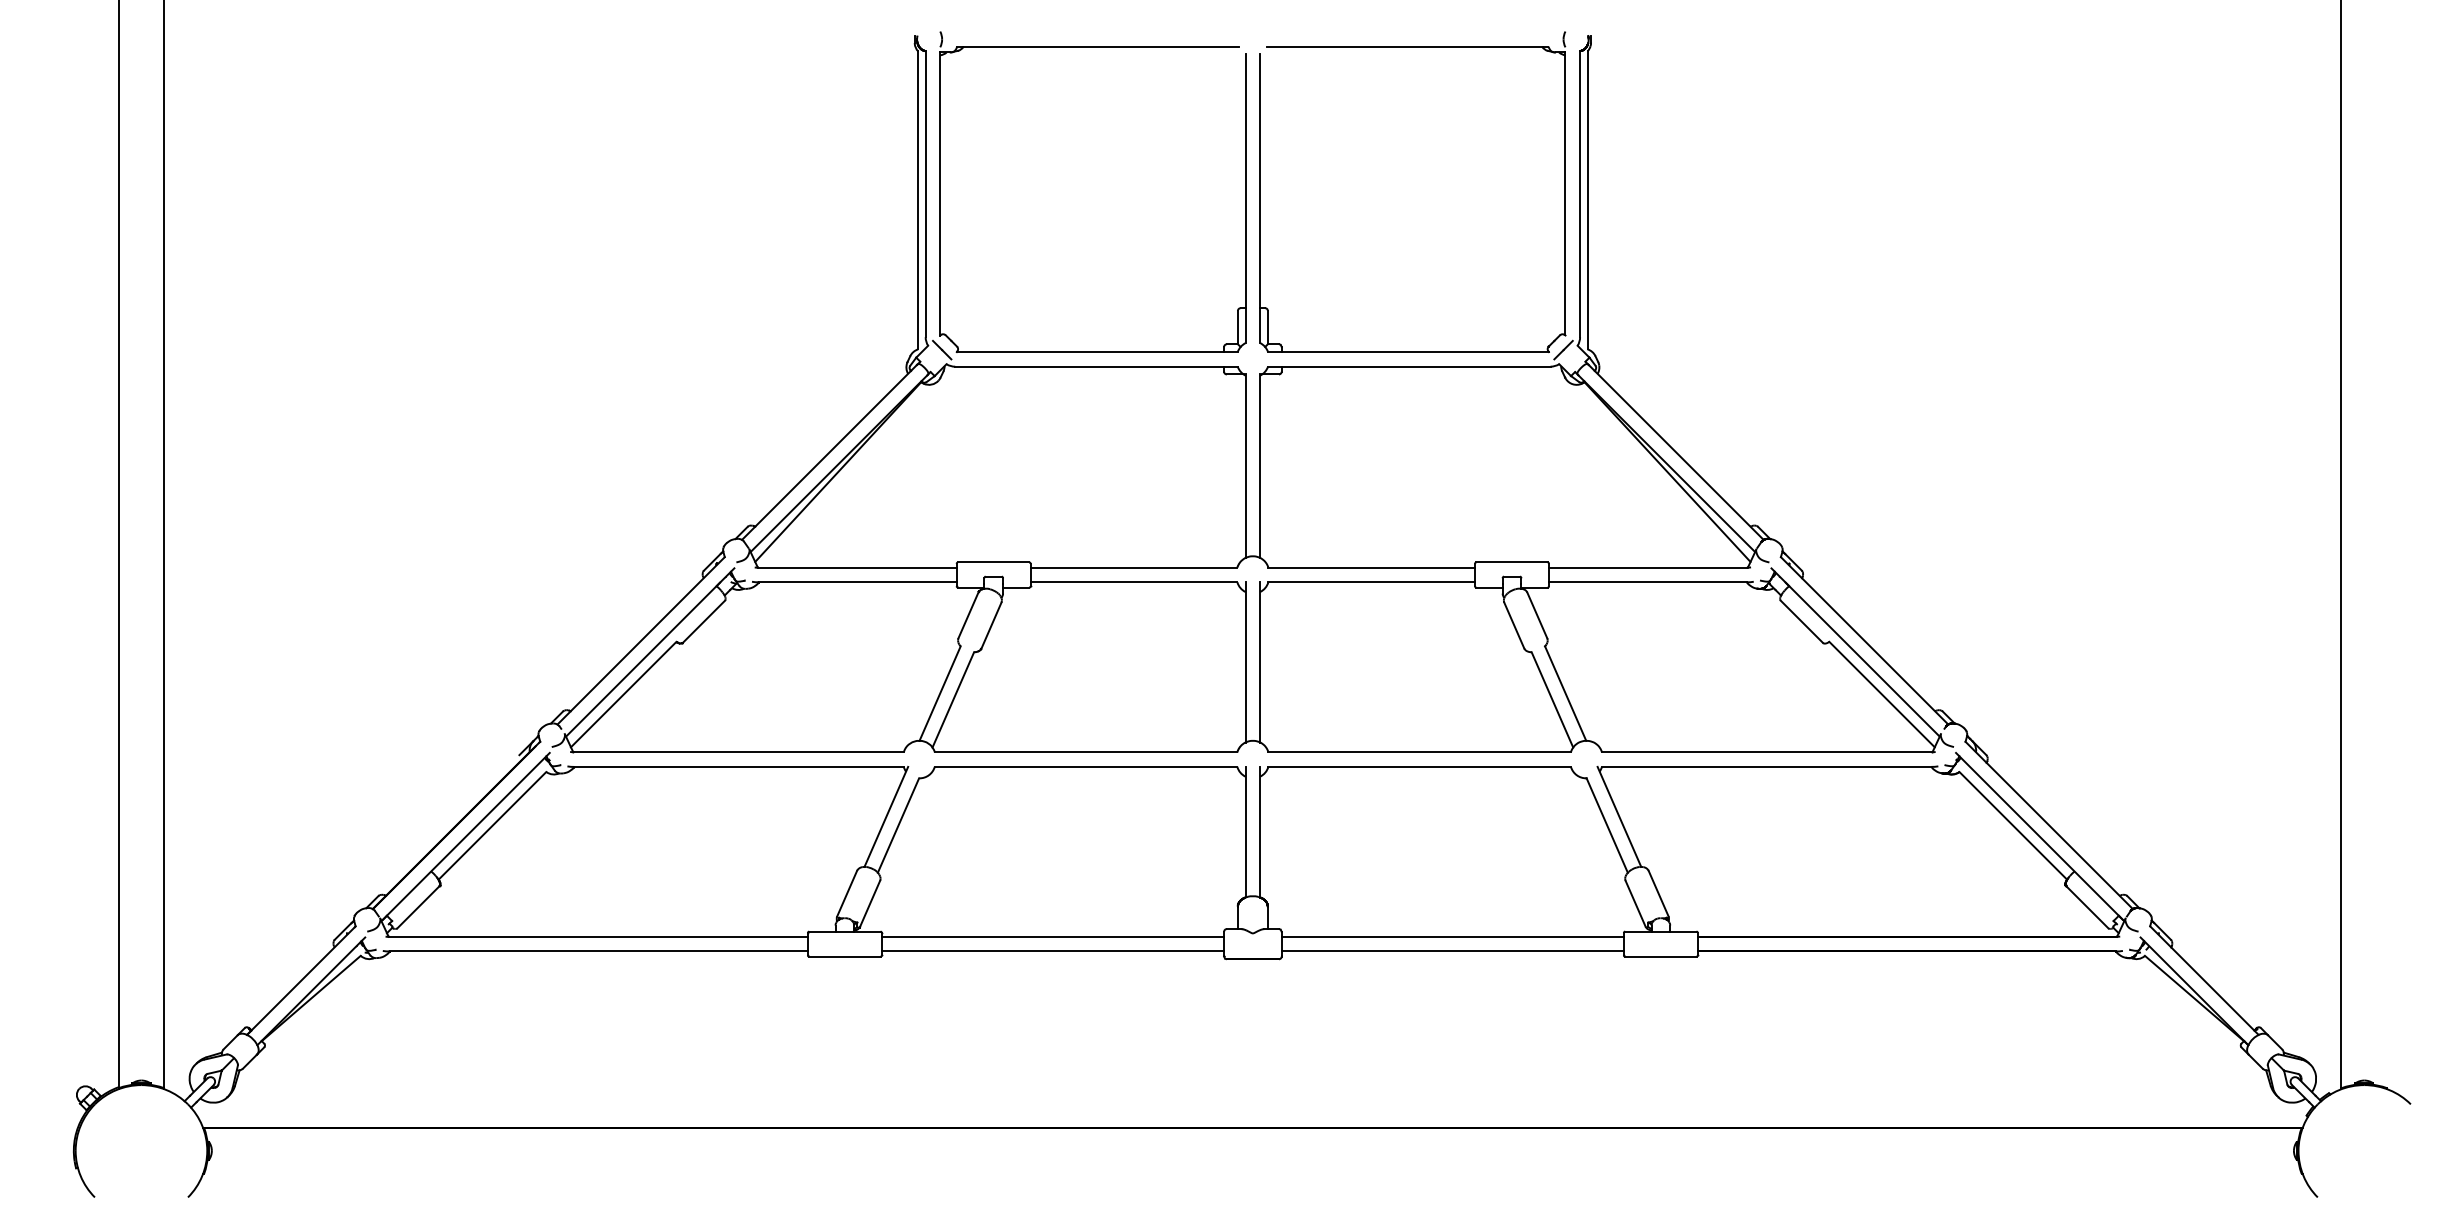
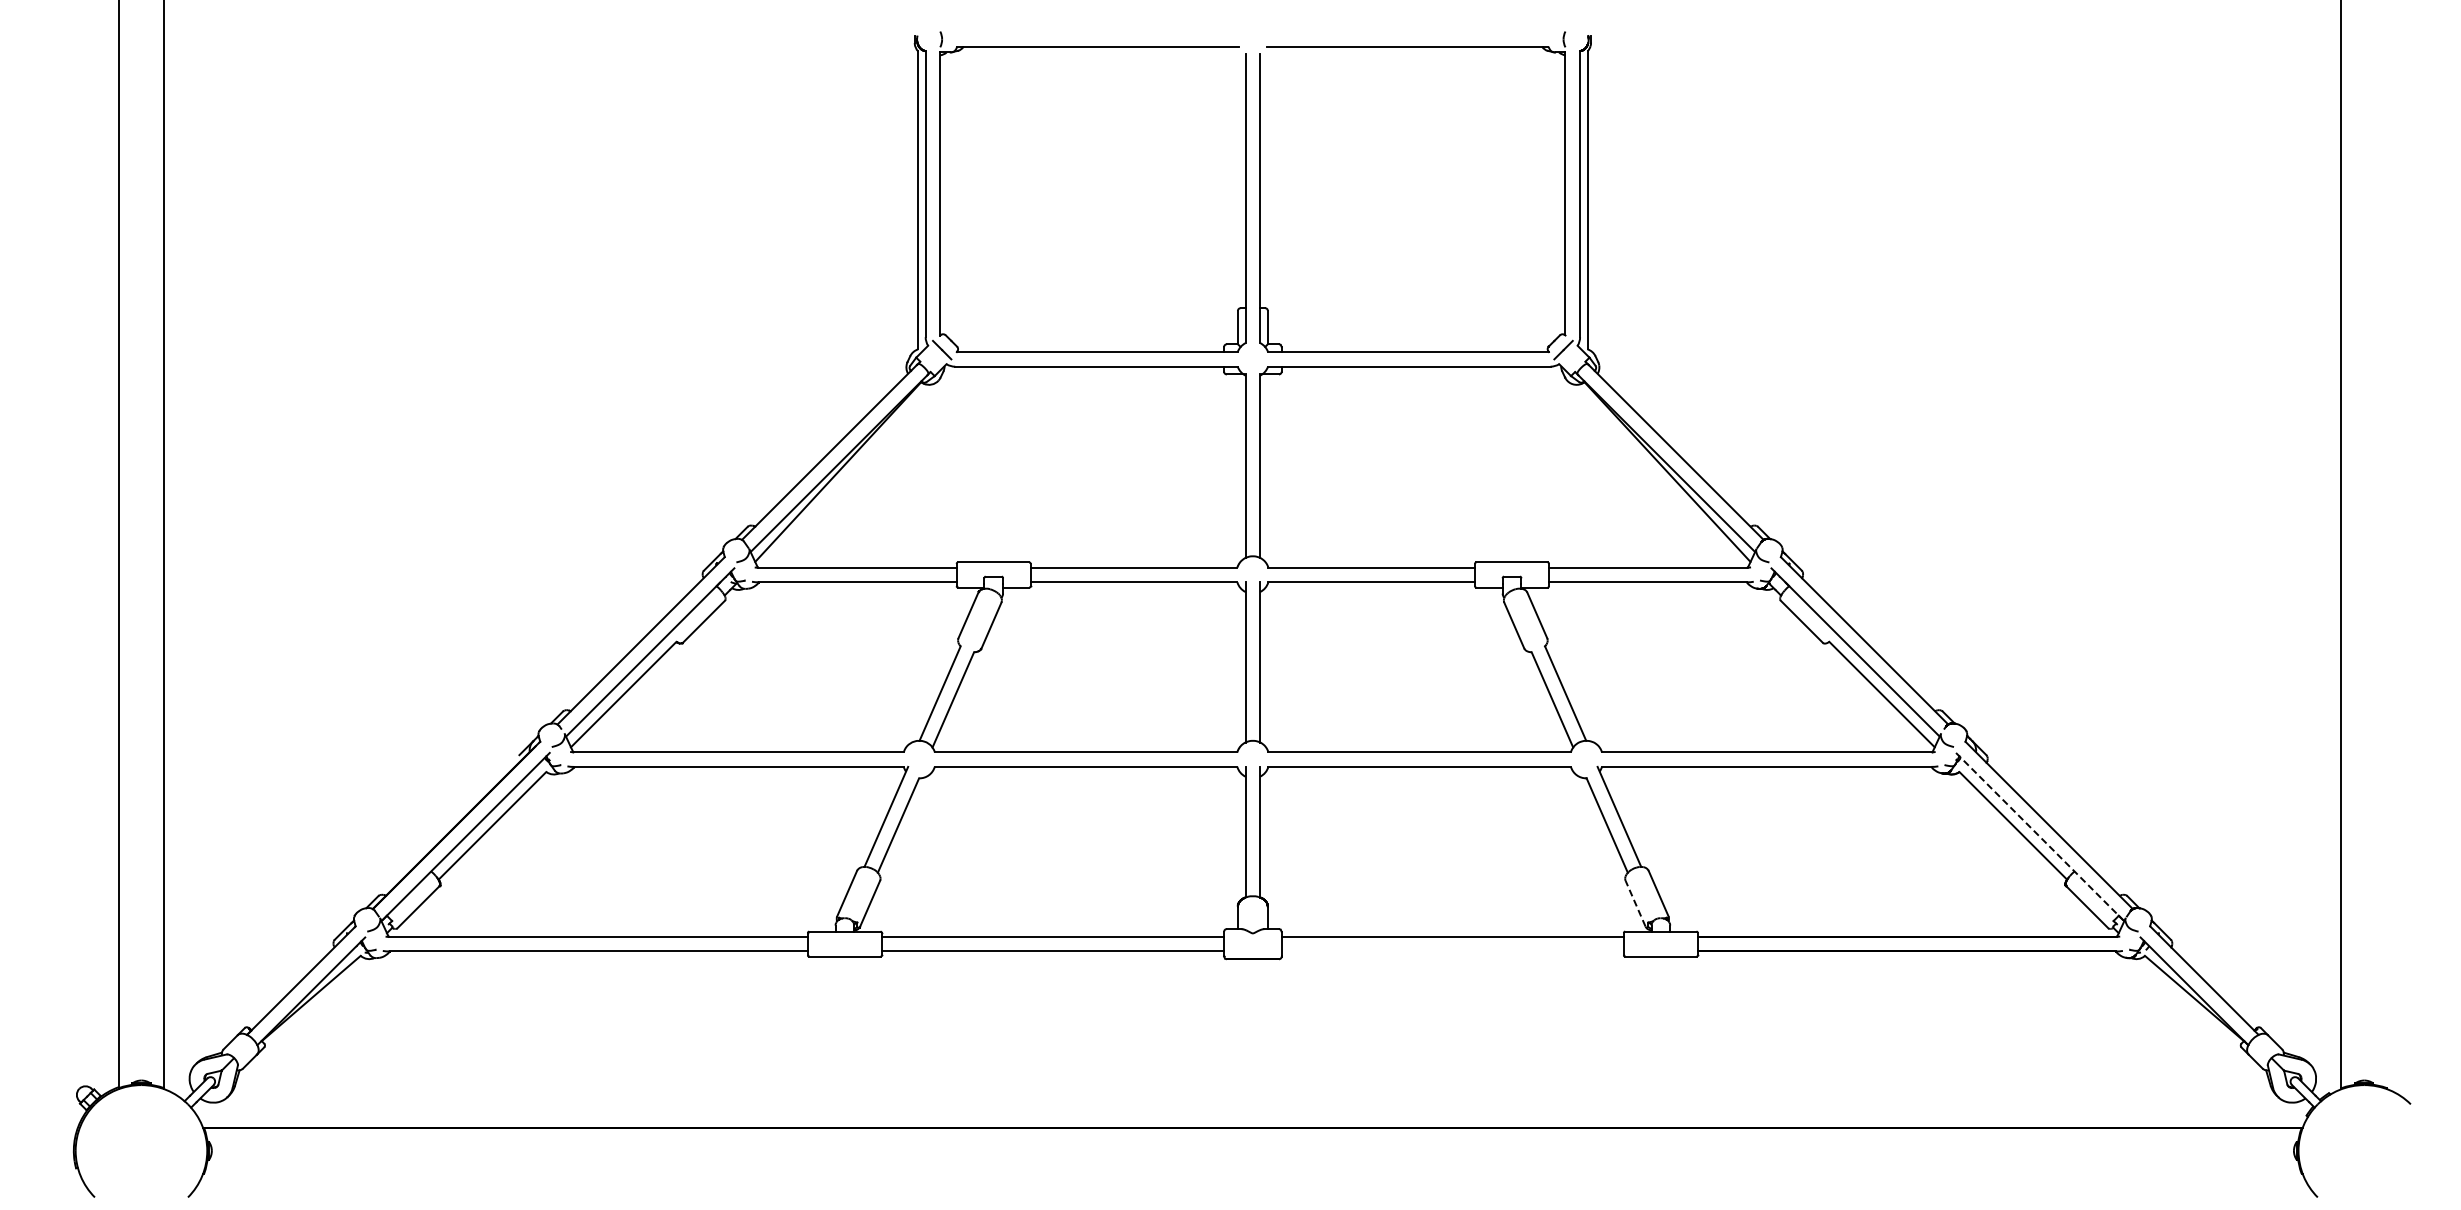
line: solid -> dashed (2040, 837)
line: solid -> dashed (1635, 903)
line: present -> none (1452, 951)
